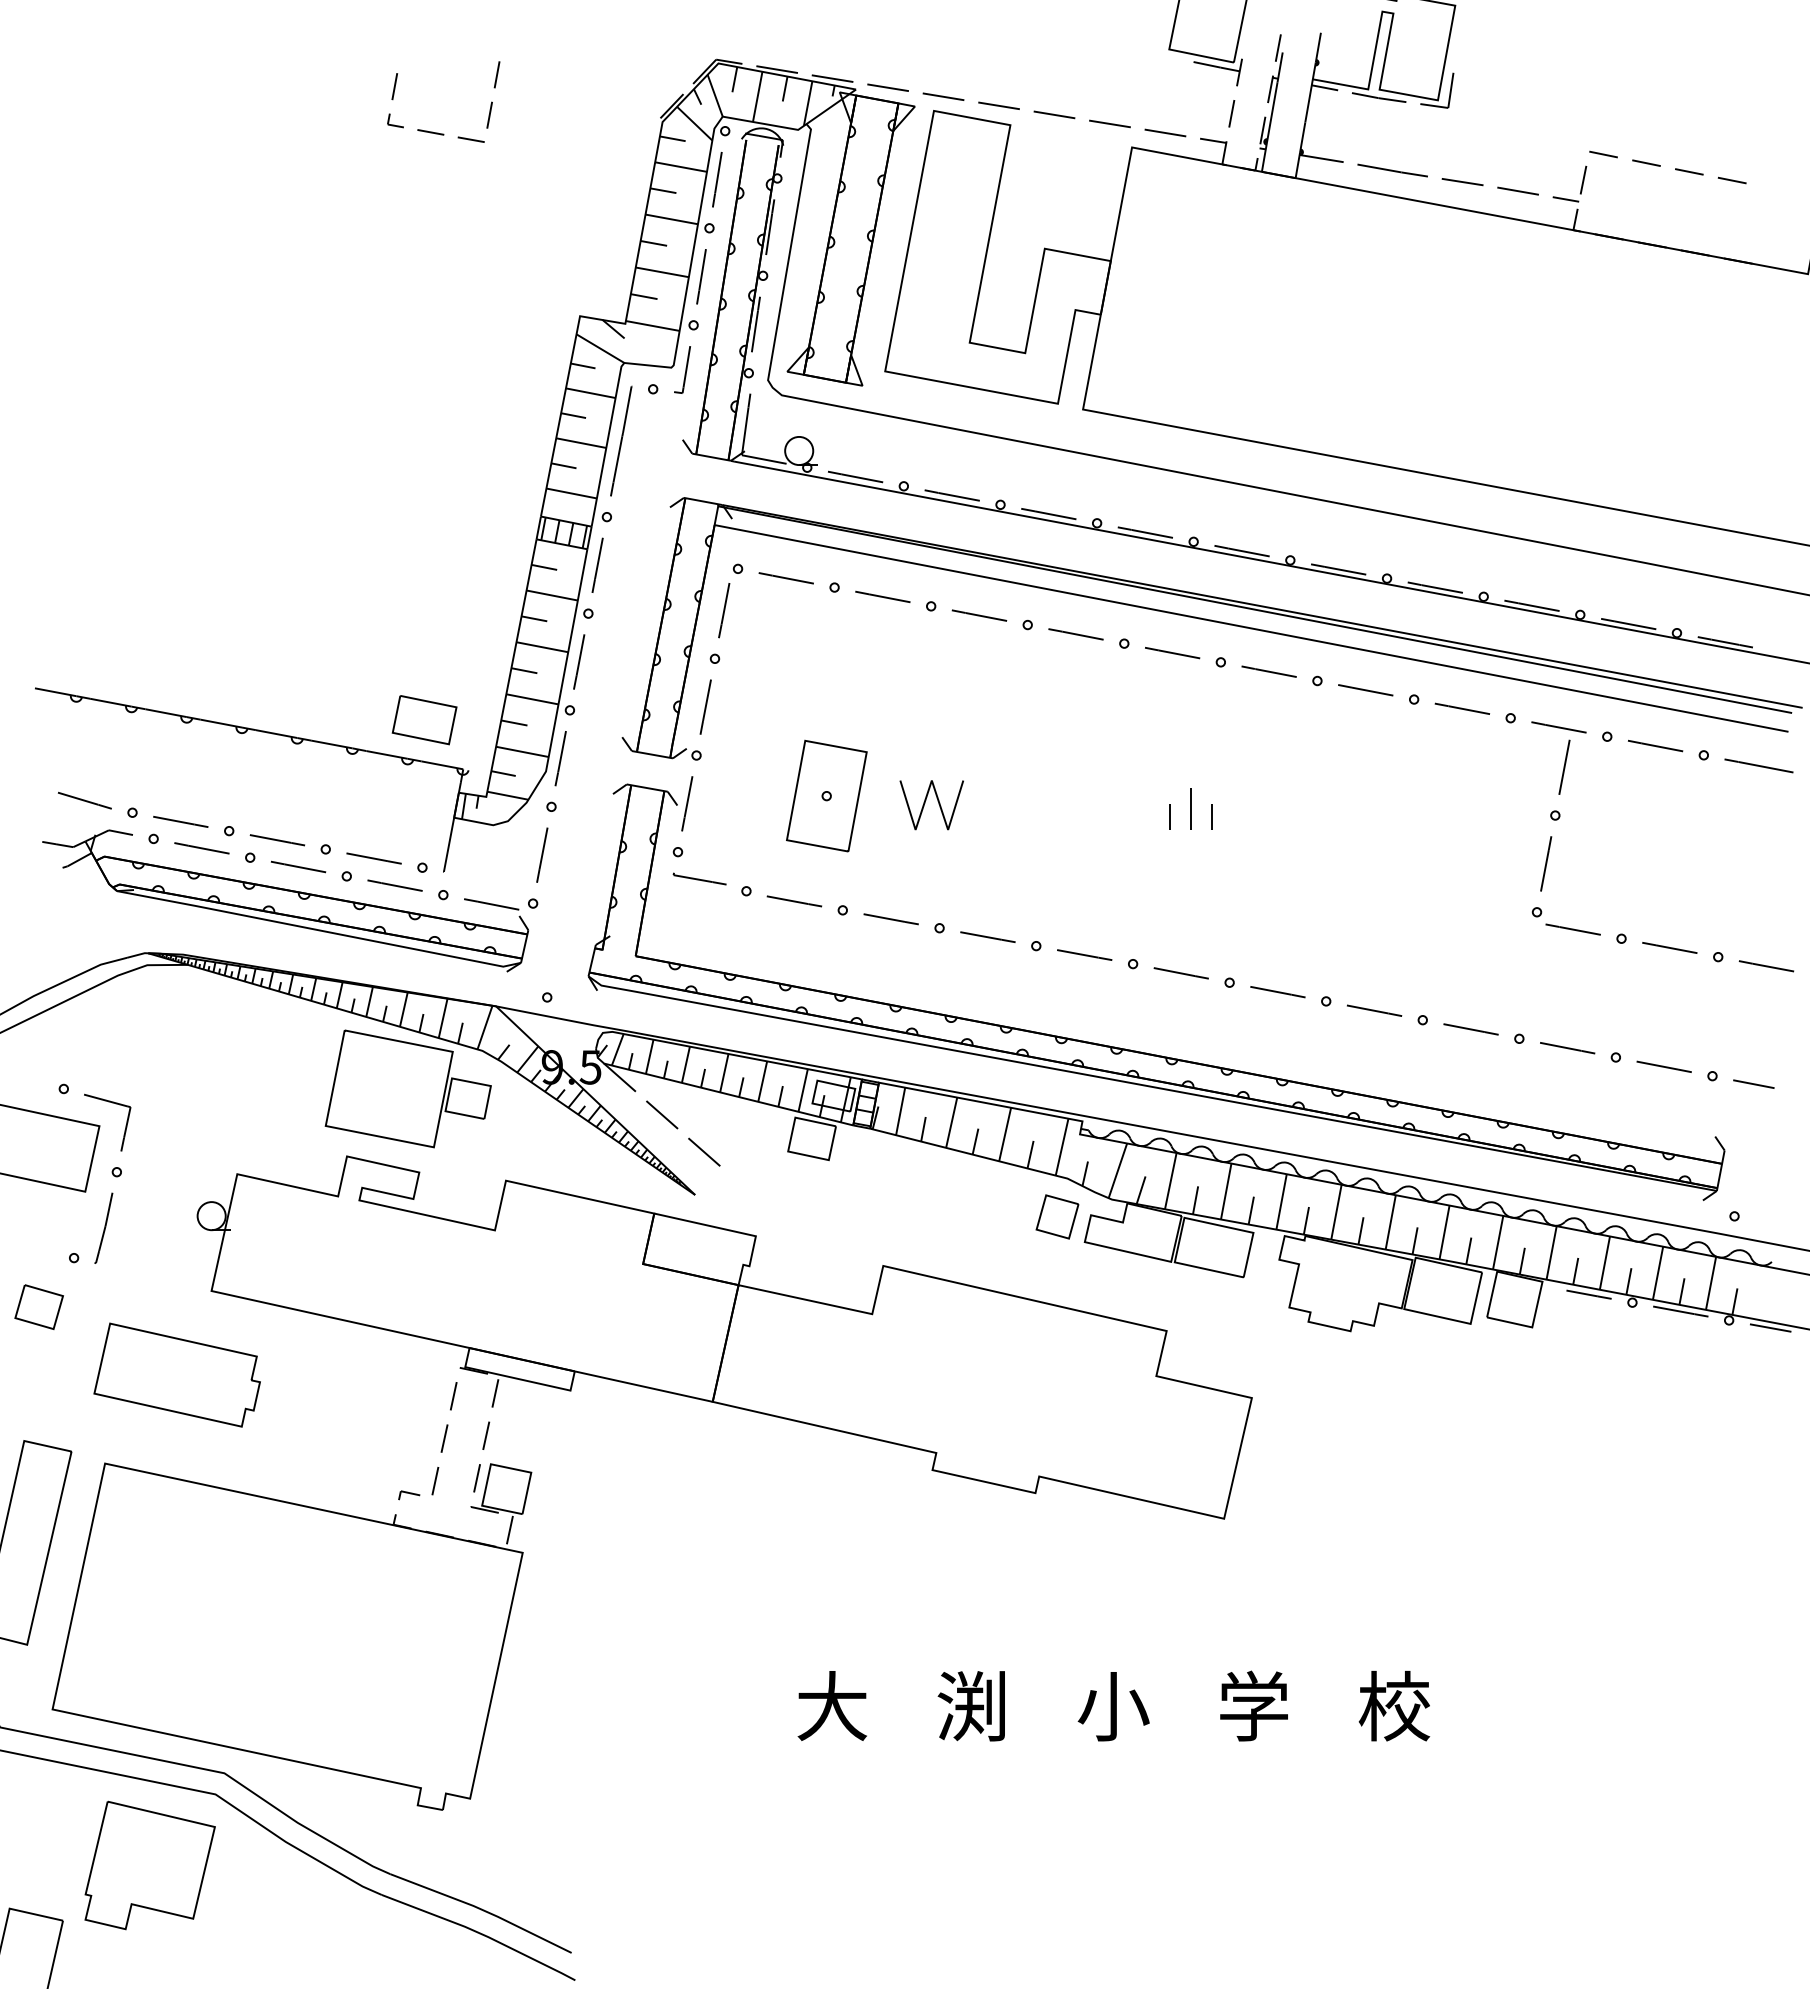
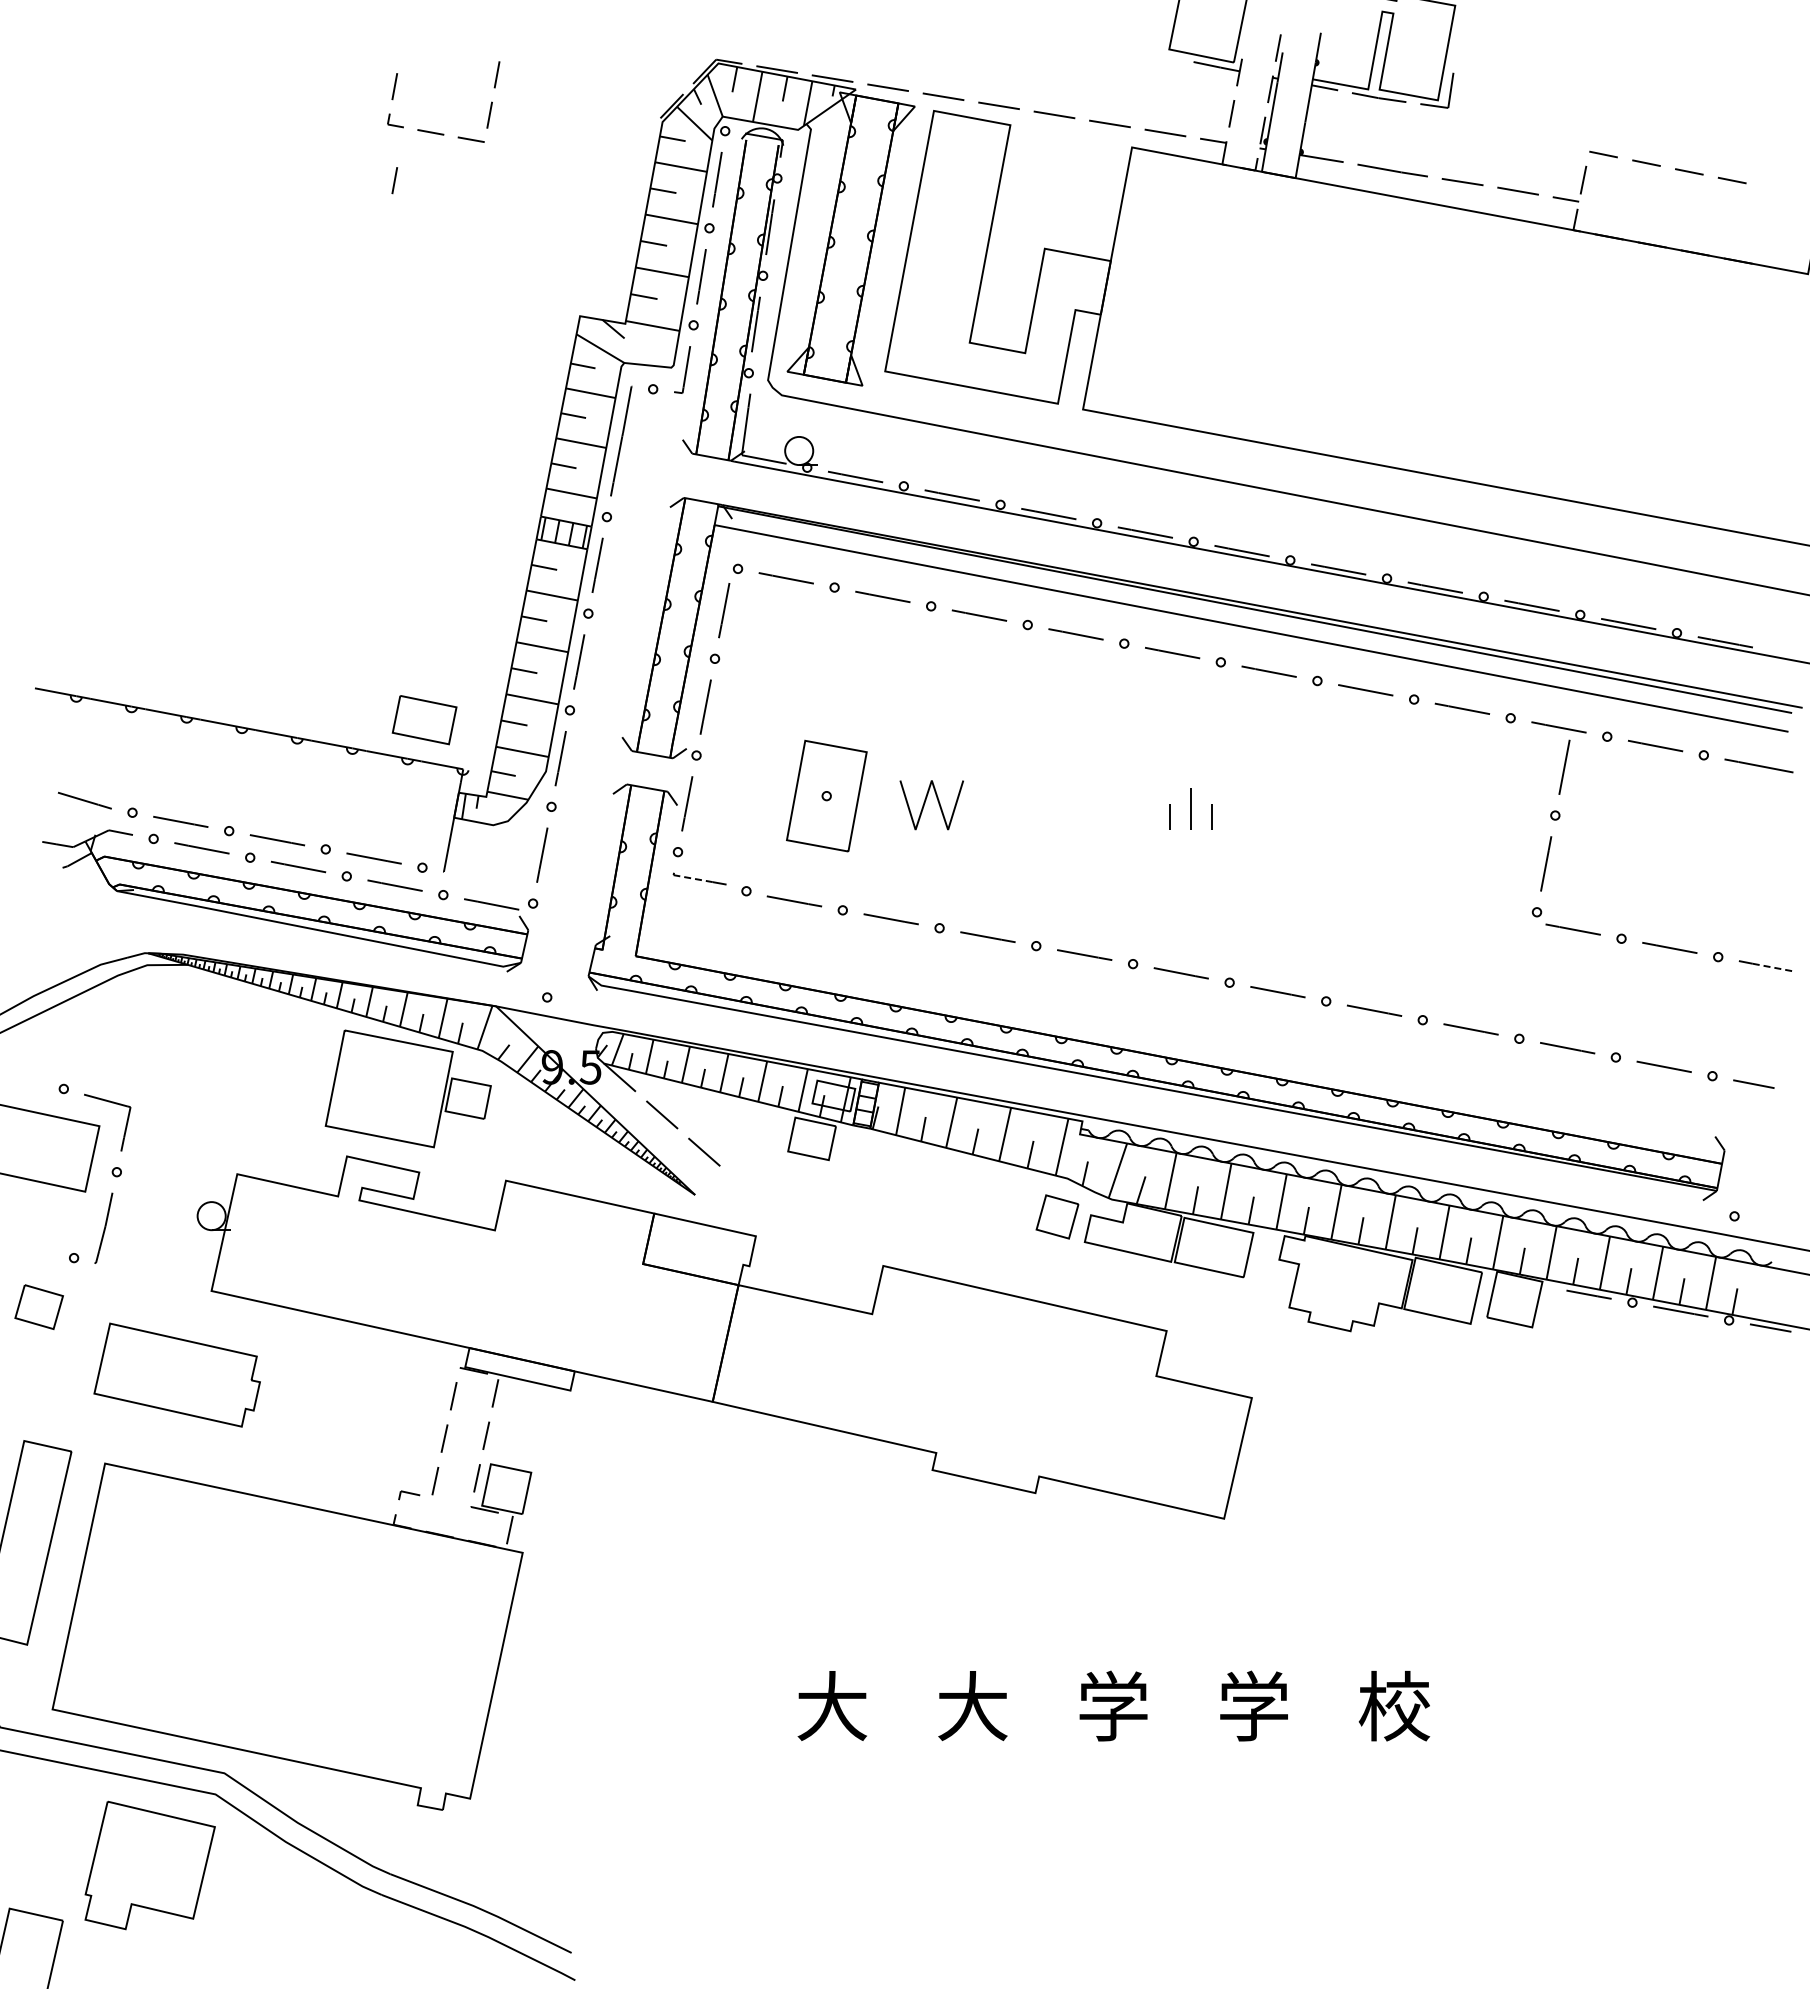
line: none -> present (394, 180)
line: solid -> dashed (693, 878)
line: solid -> dashed (1773, 967)
text: 小 -> 学 (1113, 1705)
text: 渕 -> 大 (972, 1706)
